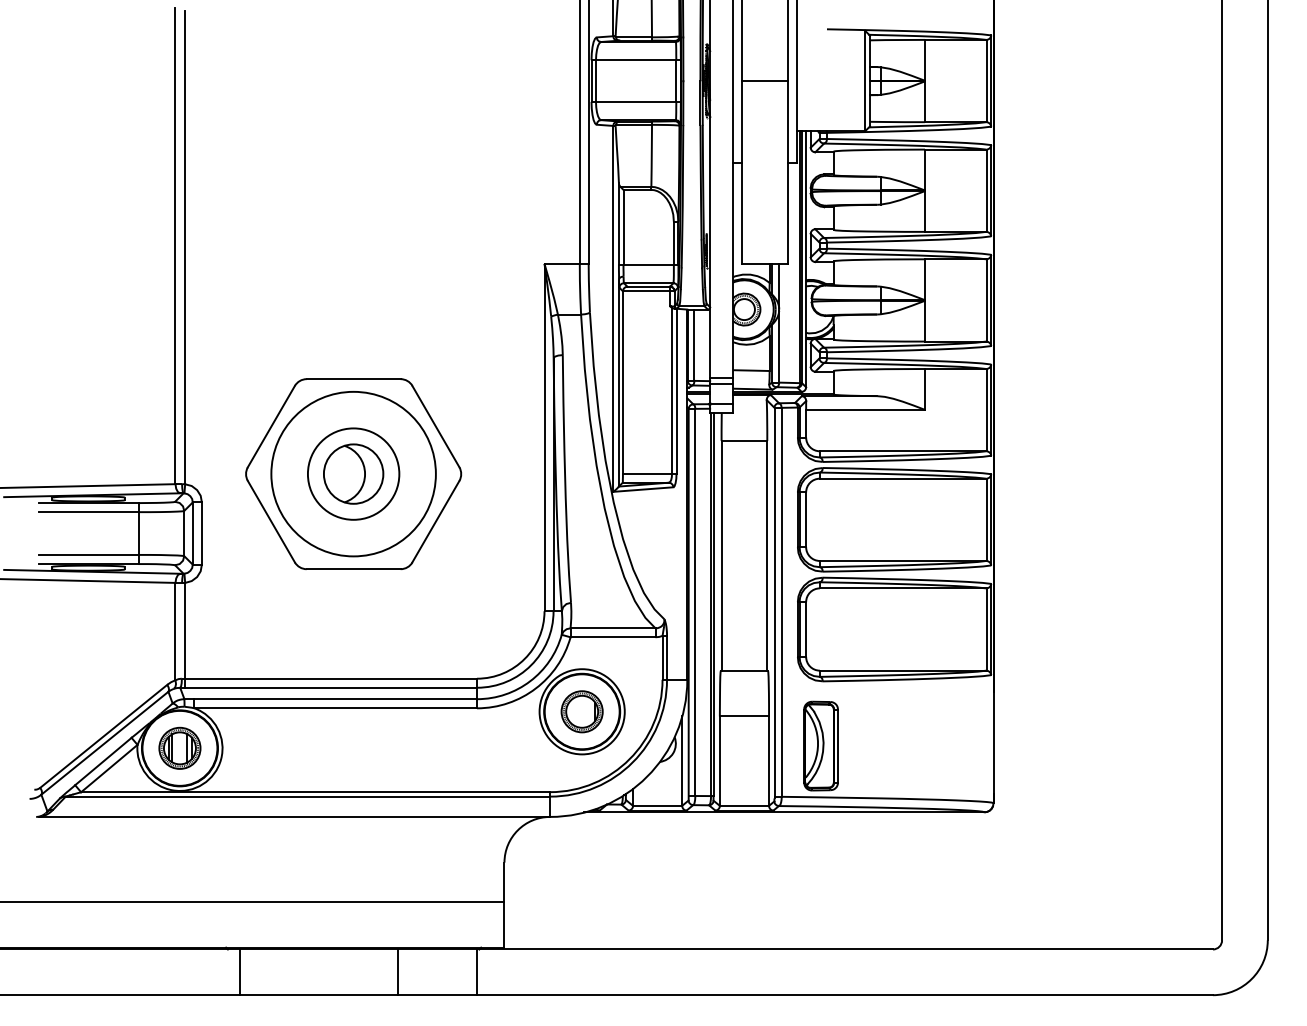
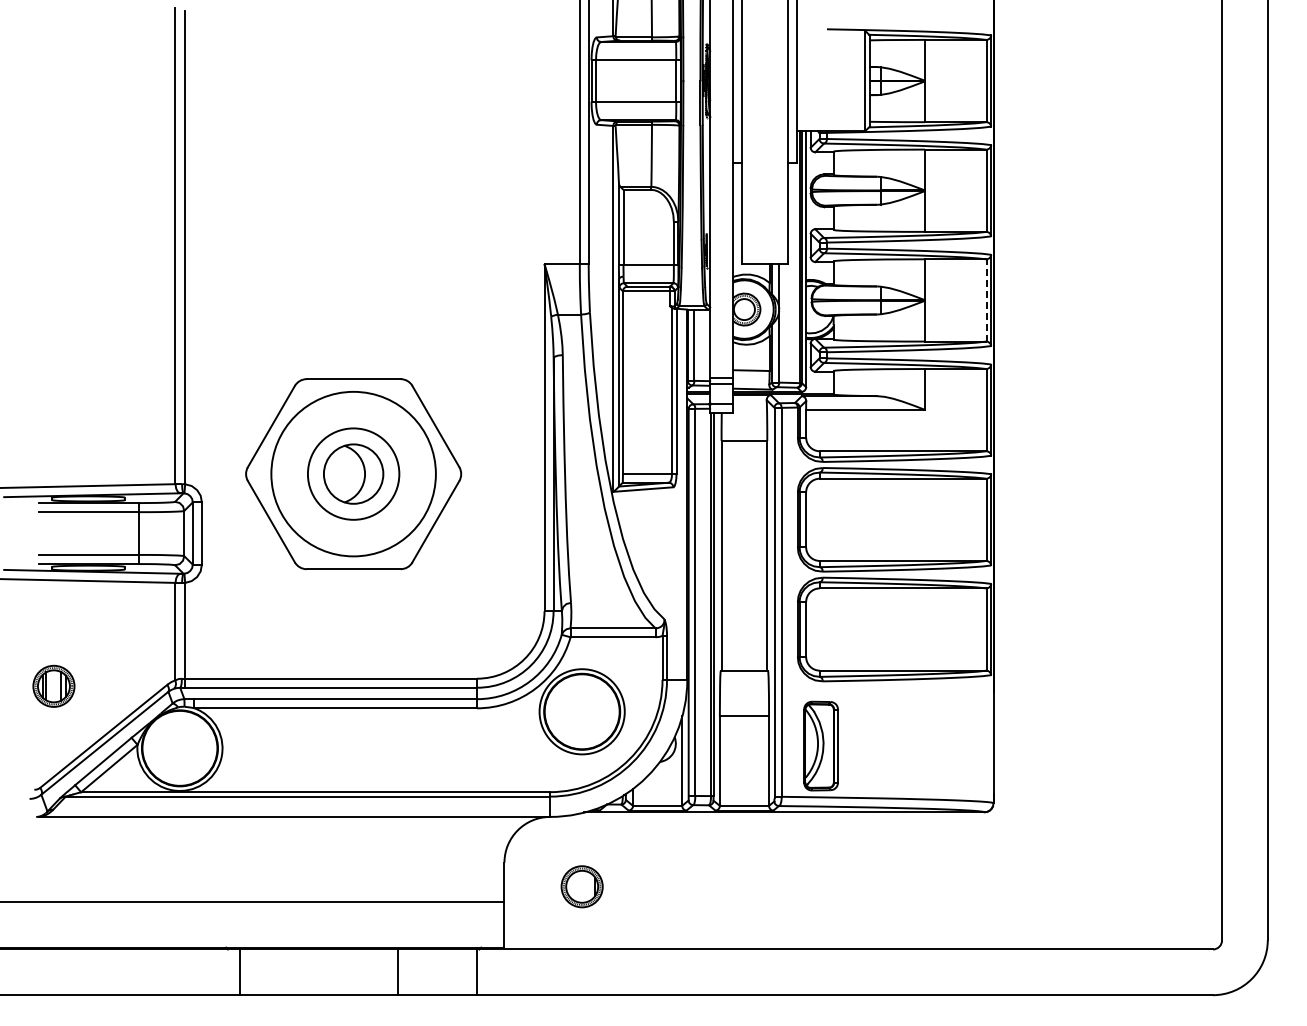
line: present -> none (764, 81)
line: solid -> dashed (986, 299)
part position: (581, 711) -> (581, 886) (581, 886)
part position: (179, 747) -> (53, 685) (53, 685)
